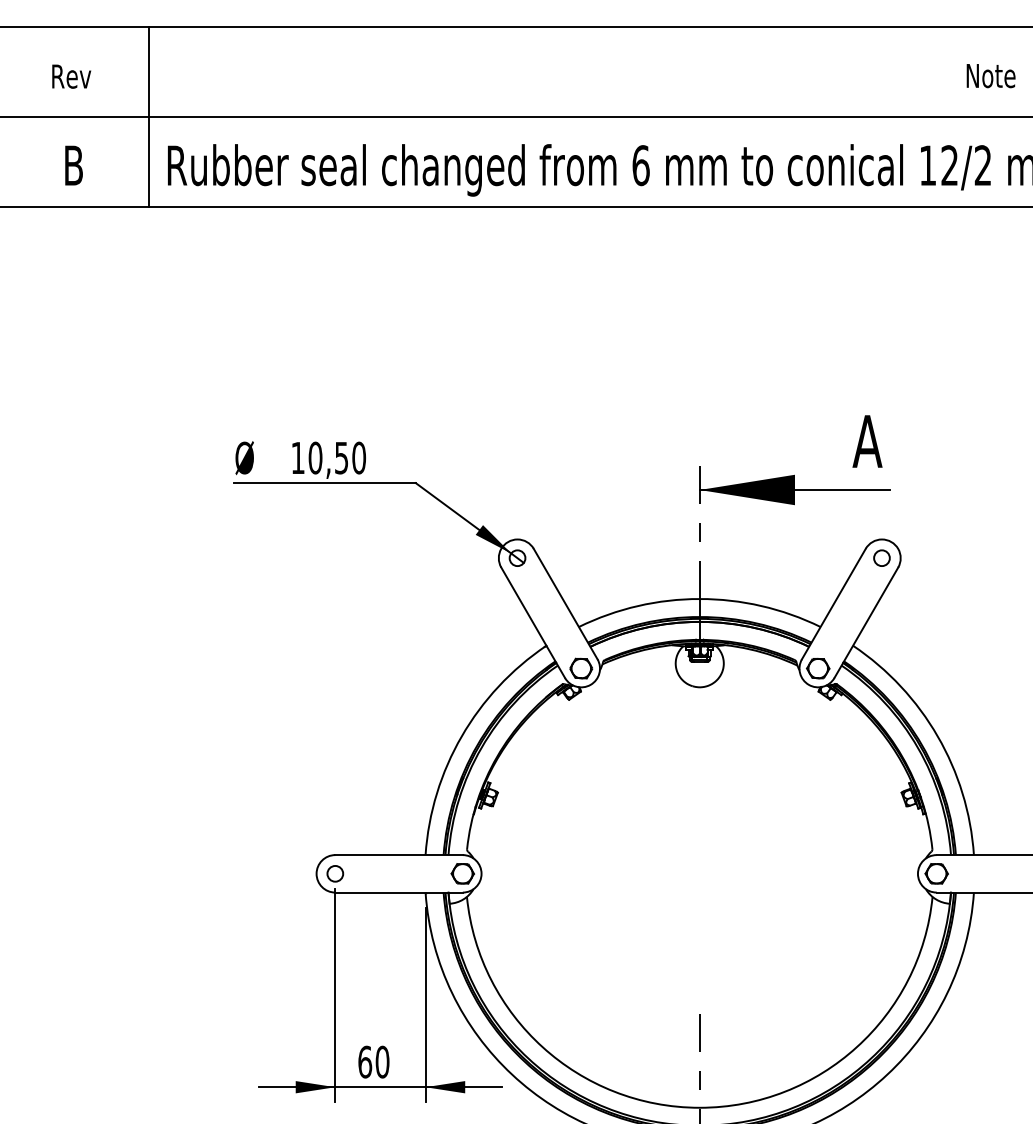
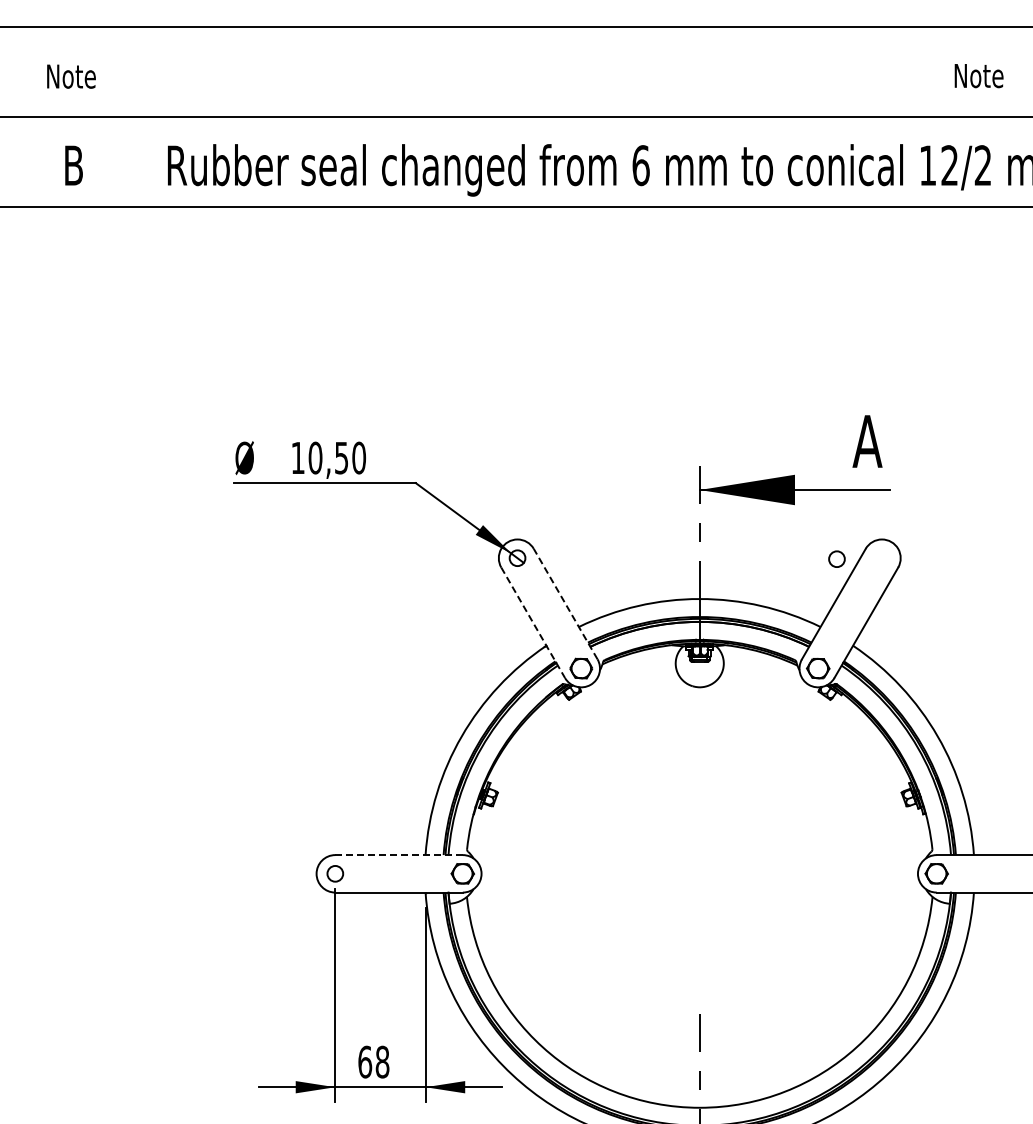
text: Rev -> Note (71, 76)
text position: (990, 76) -> (978, 76) (978, 76)
line: present -> none (148, 117)
circle position: (881, 557) -> (836, 558) (836, 558)
line: solid -> dashed (565, 604)
line: solid -> dashed (533, 622)
line: solid -> dashed (399, 855)
text: 60 -> 68 (382, 1062)
